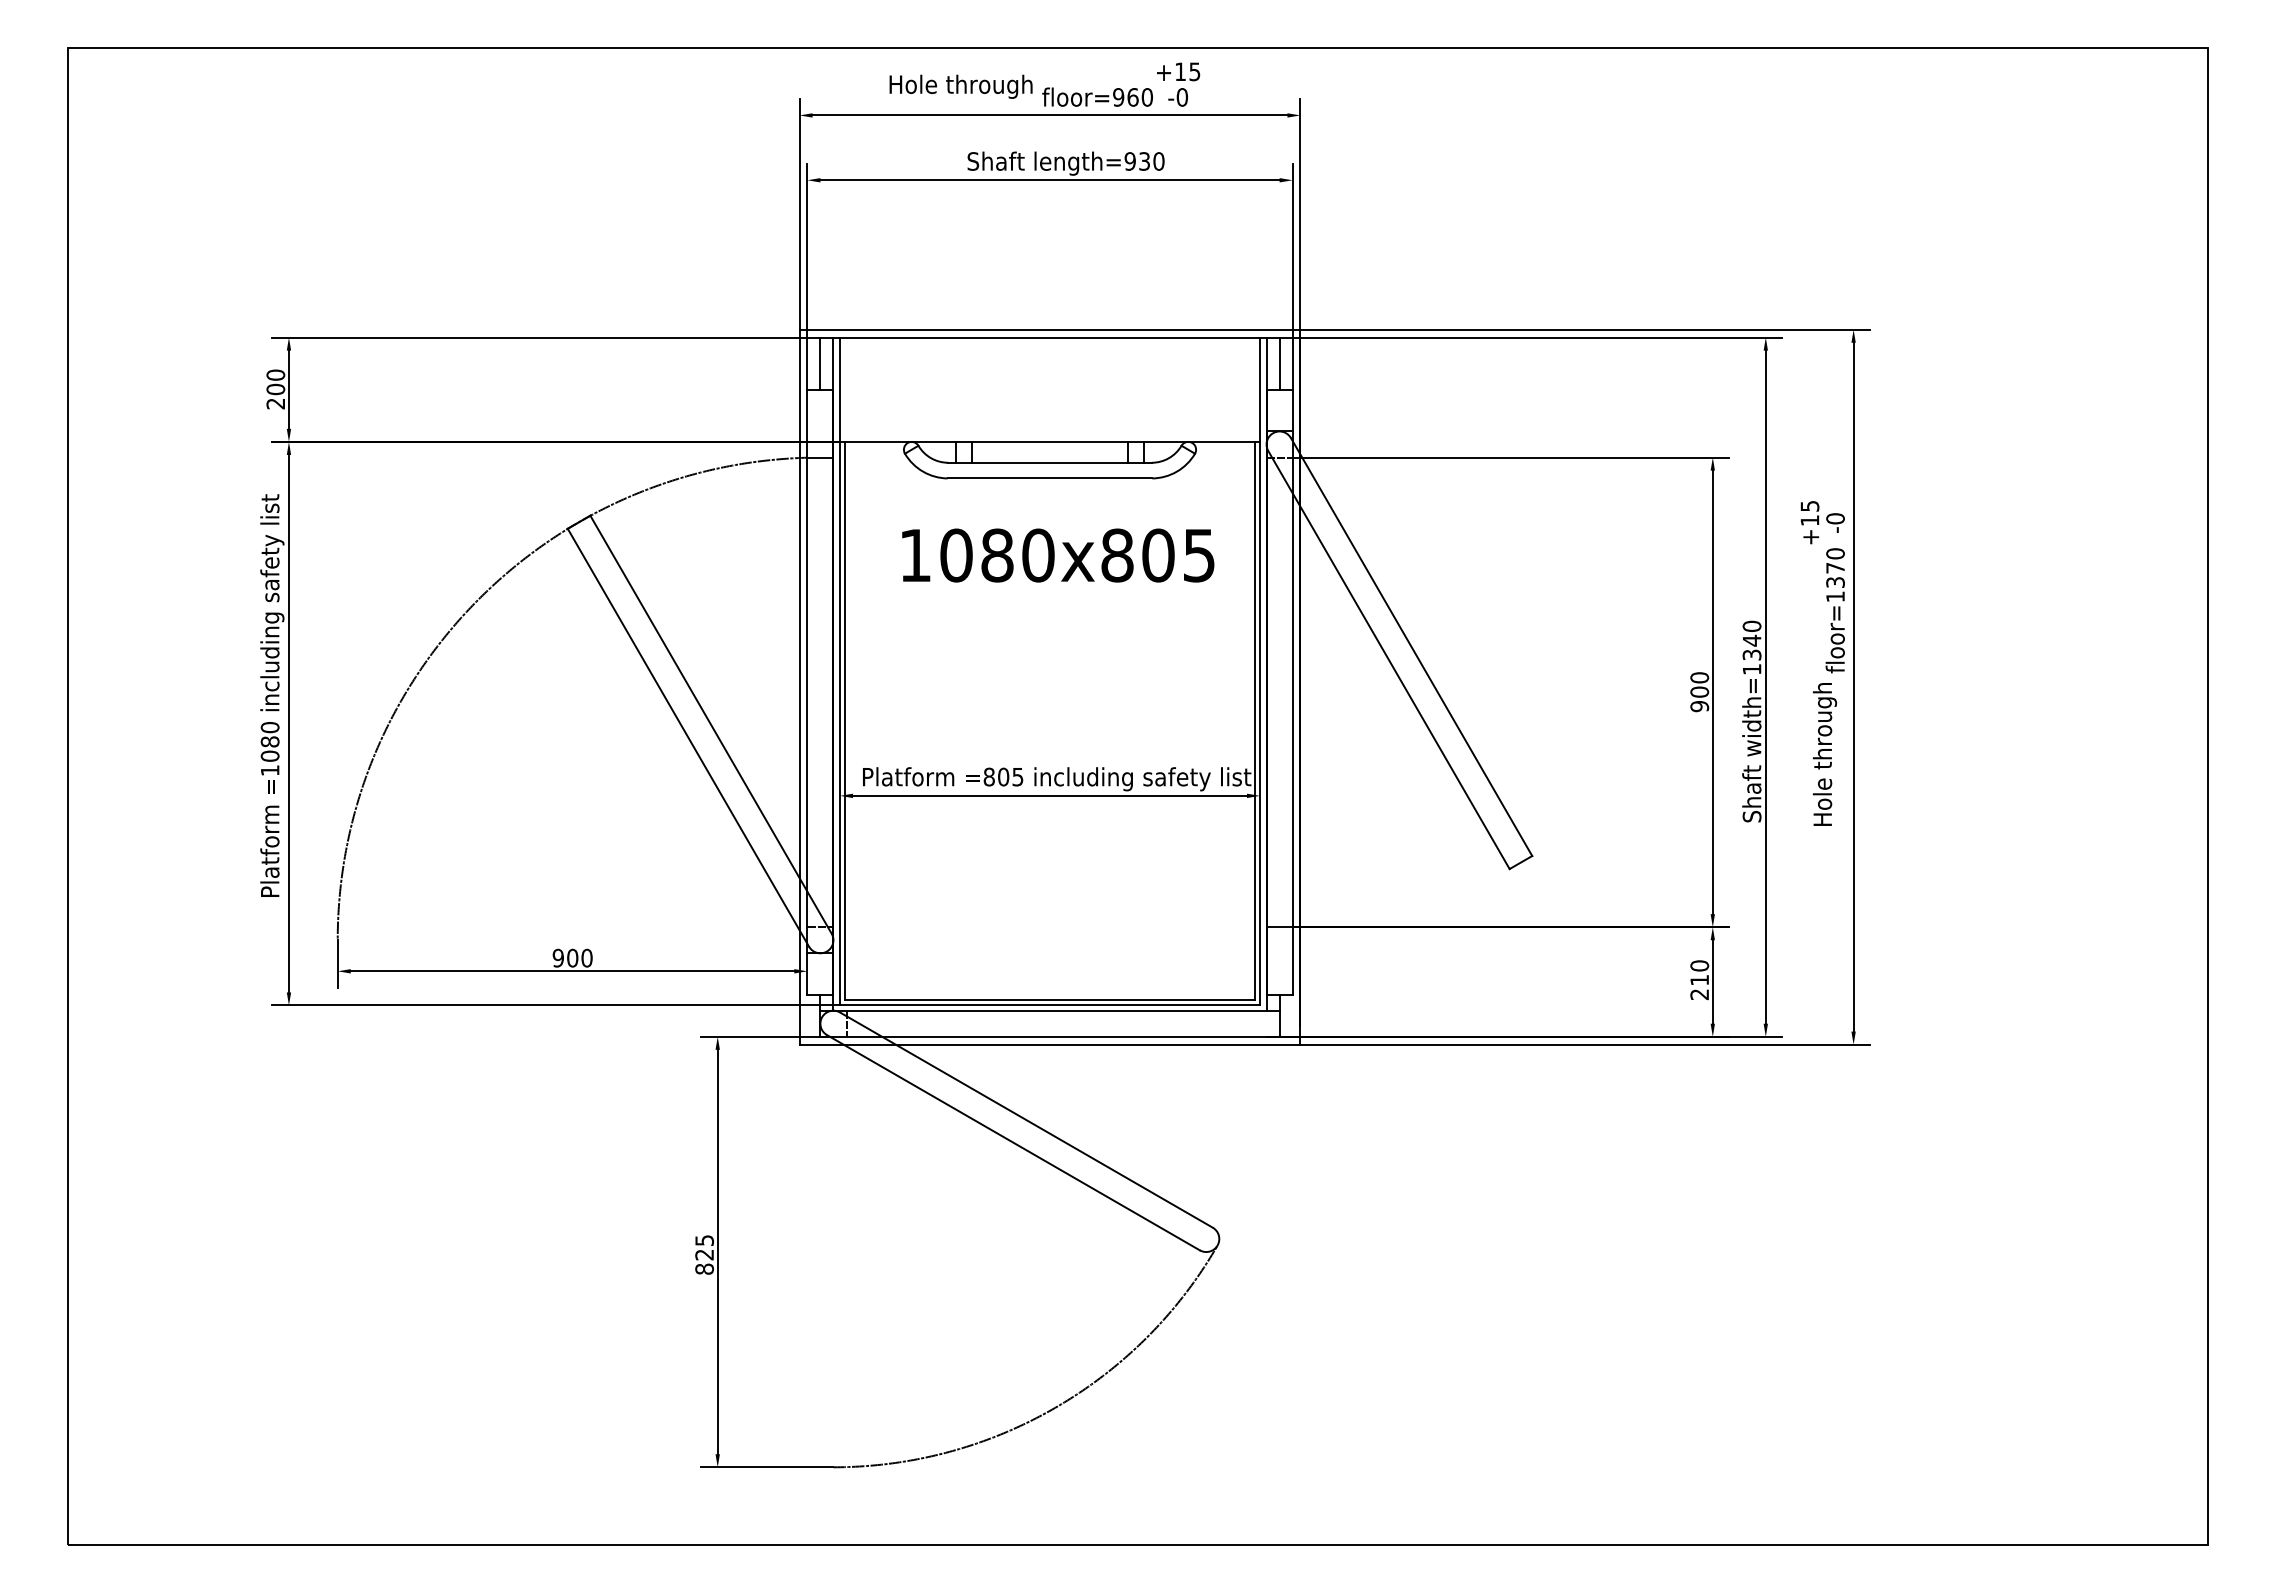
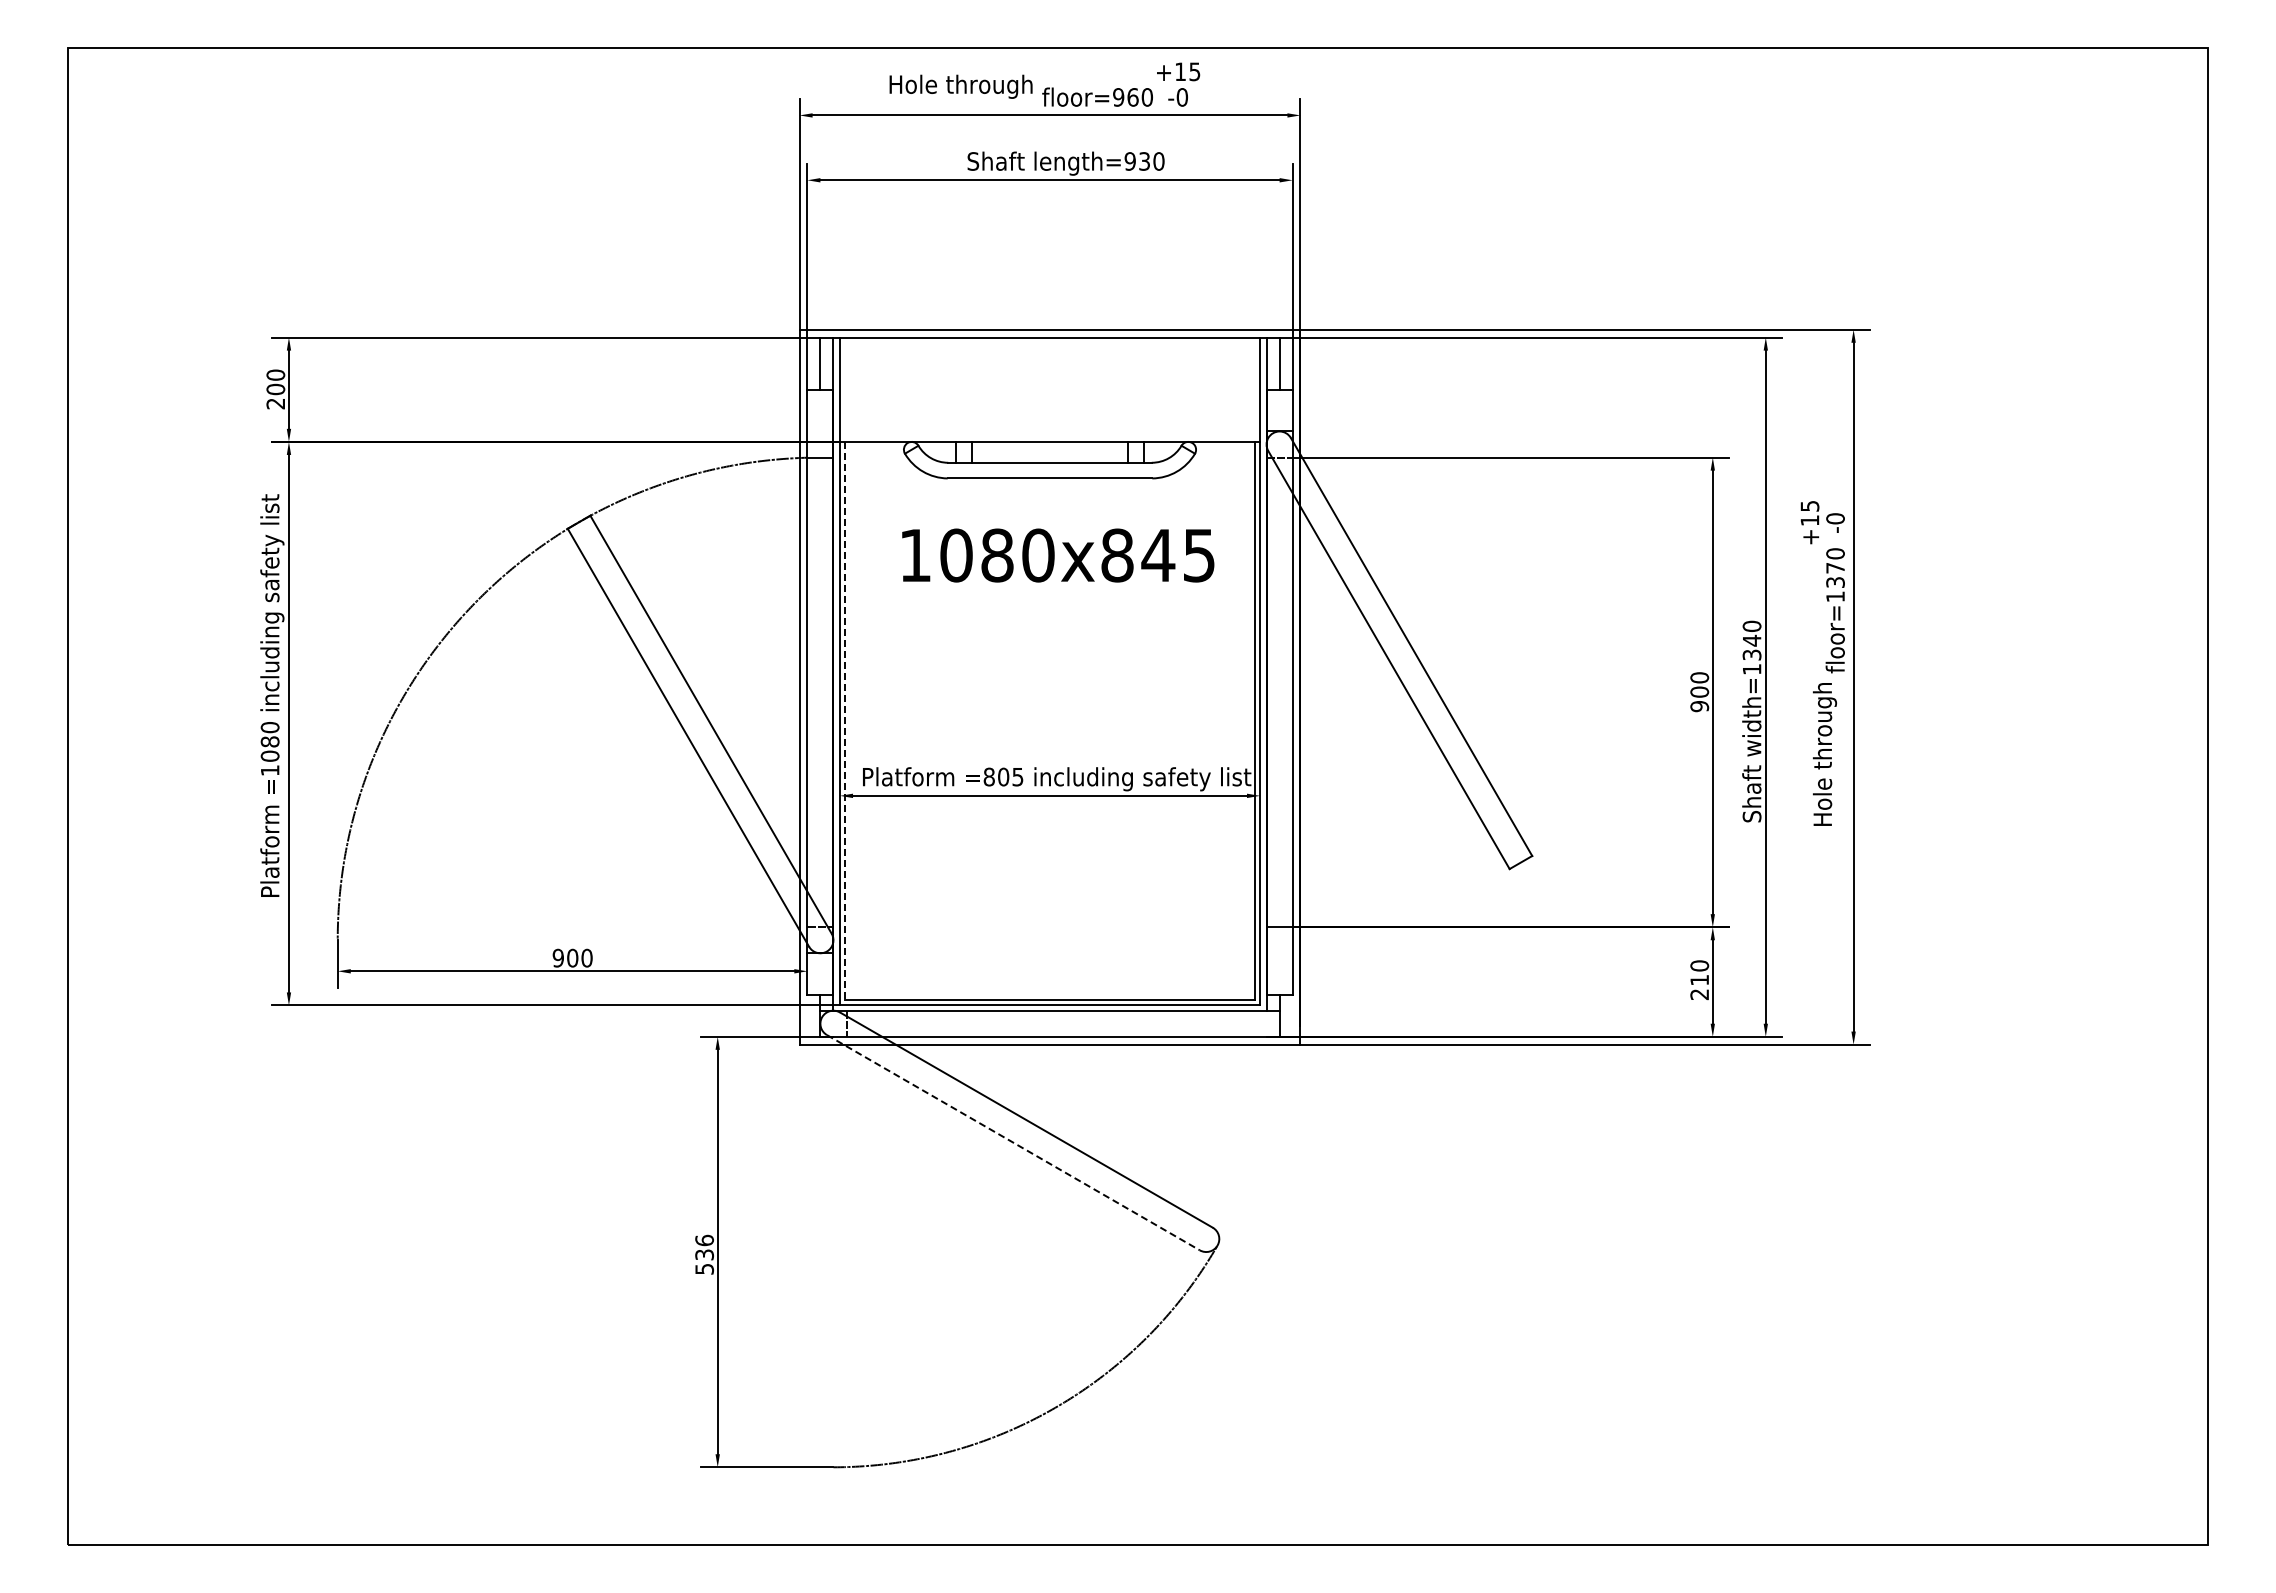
text: 1080x805 -> 1080x845 (1158, 555)
line: solid -> dashed (845, 721)
line: solid -> dashed (1013, 1142)
text: 825 -> 536 (704, 1254)
